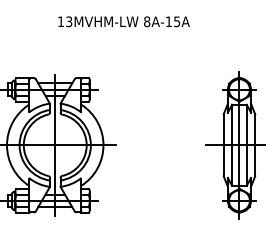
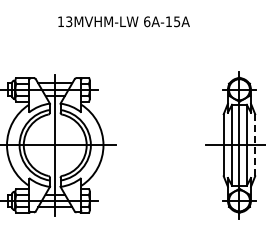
text: 8A-15A -> 6A-15A (147, 21)
line: solid -> dashed (255, 144)
